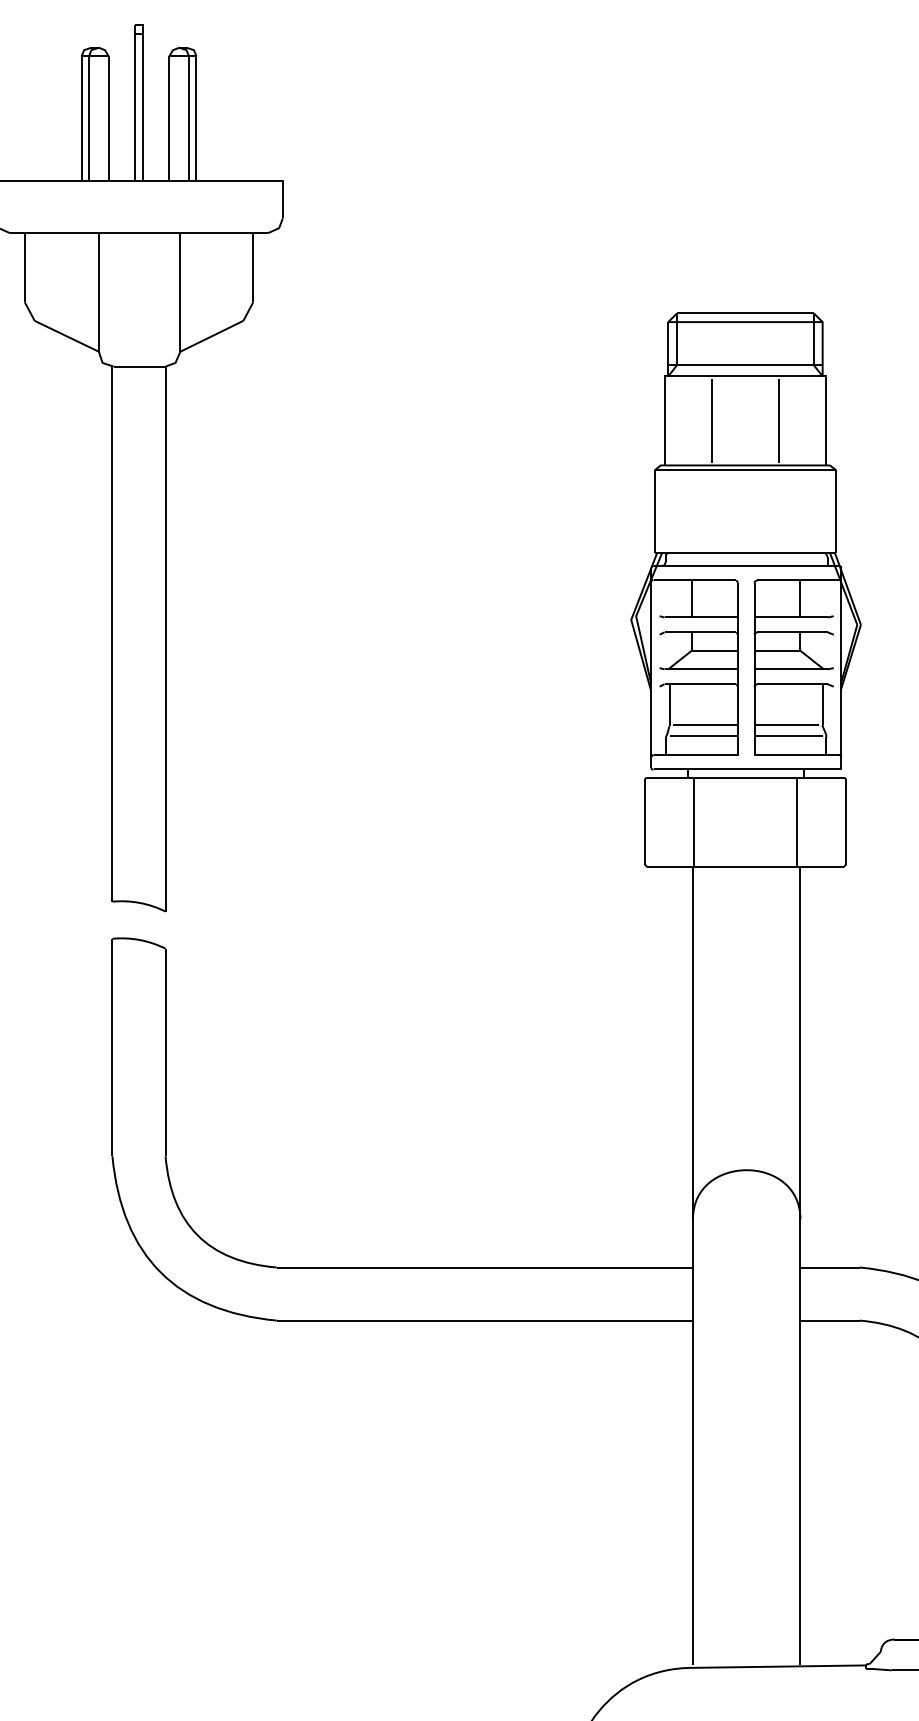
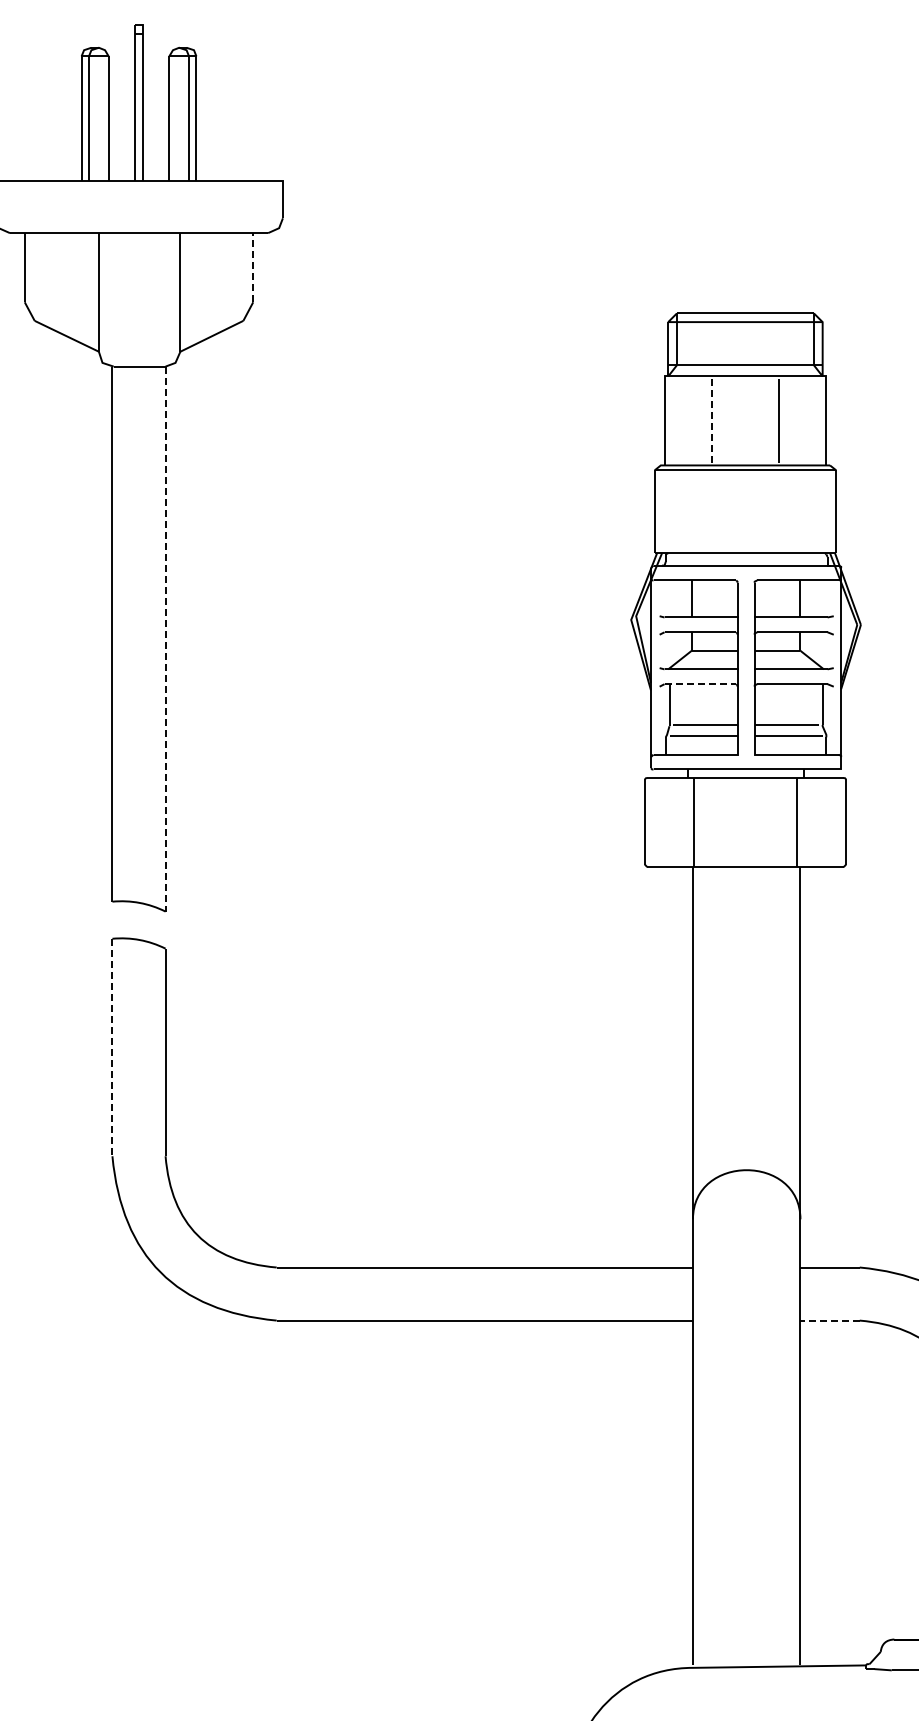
line: solid -> dashed (253, 267)
line: solid -> dashed (711, 420)
line: solid -> dashed (165, 639)
line: solid -> dashed (700, 684)
line: solid -> dashed (112, 1047)
line: solid -> dashed (830, 1320)
